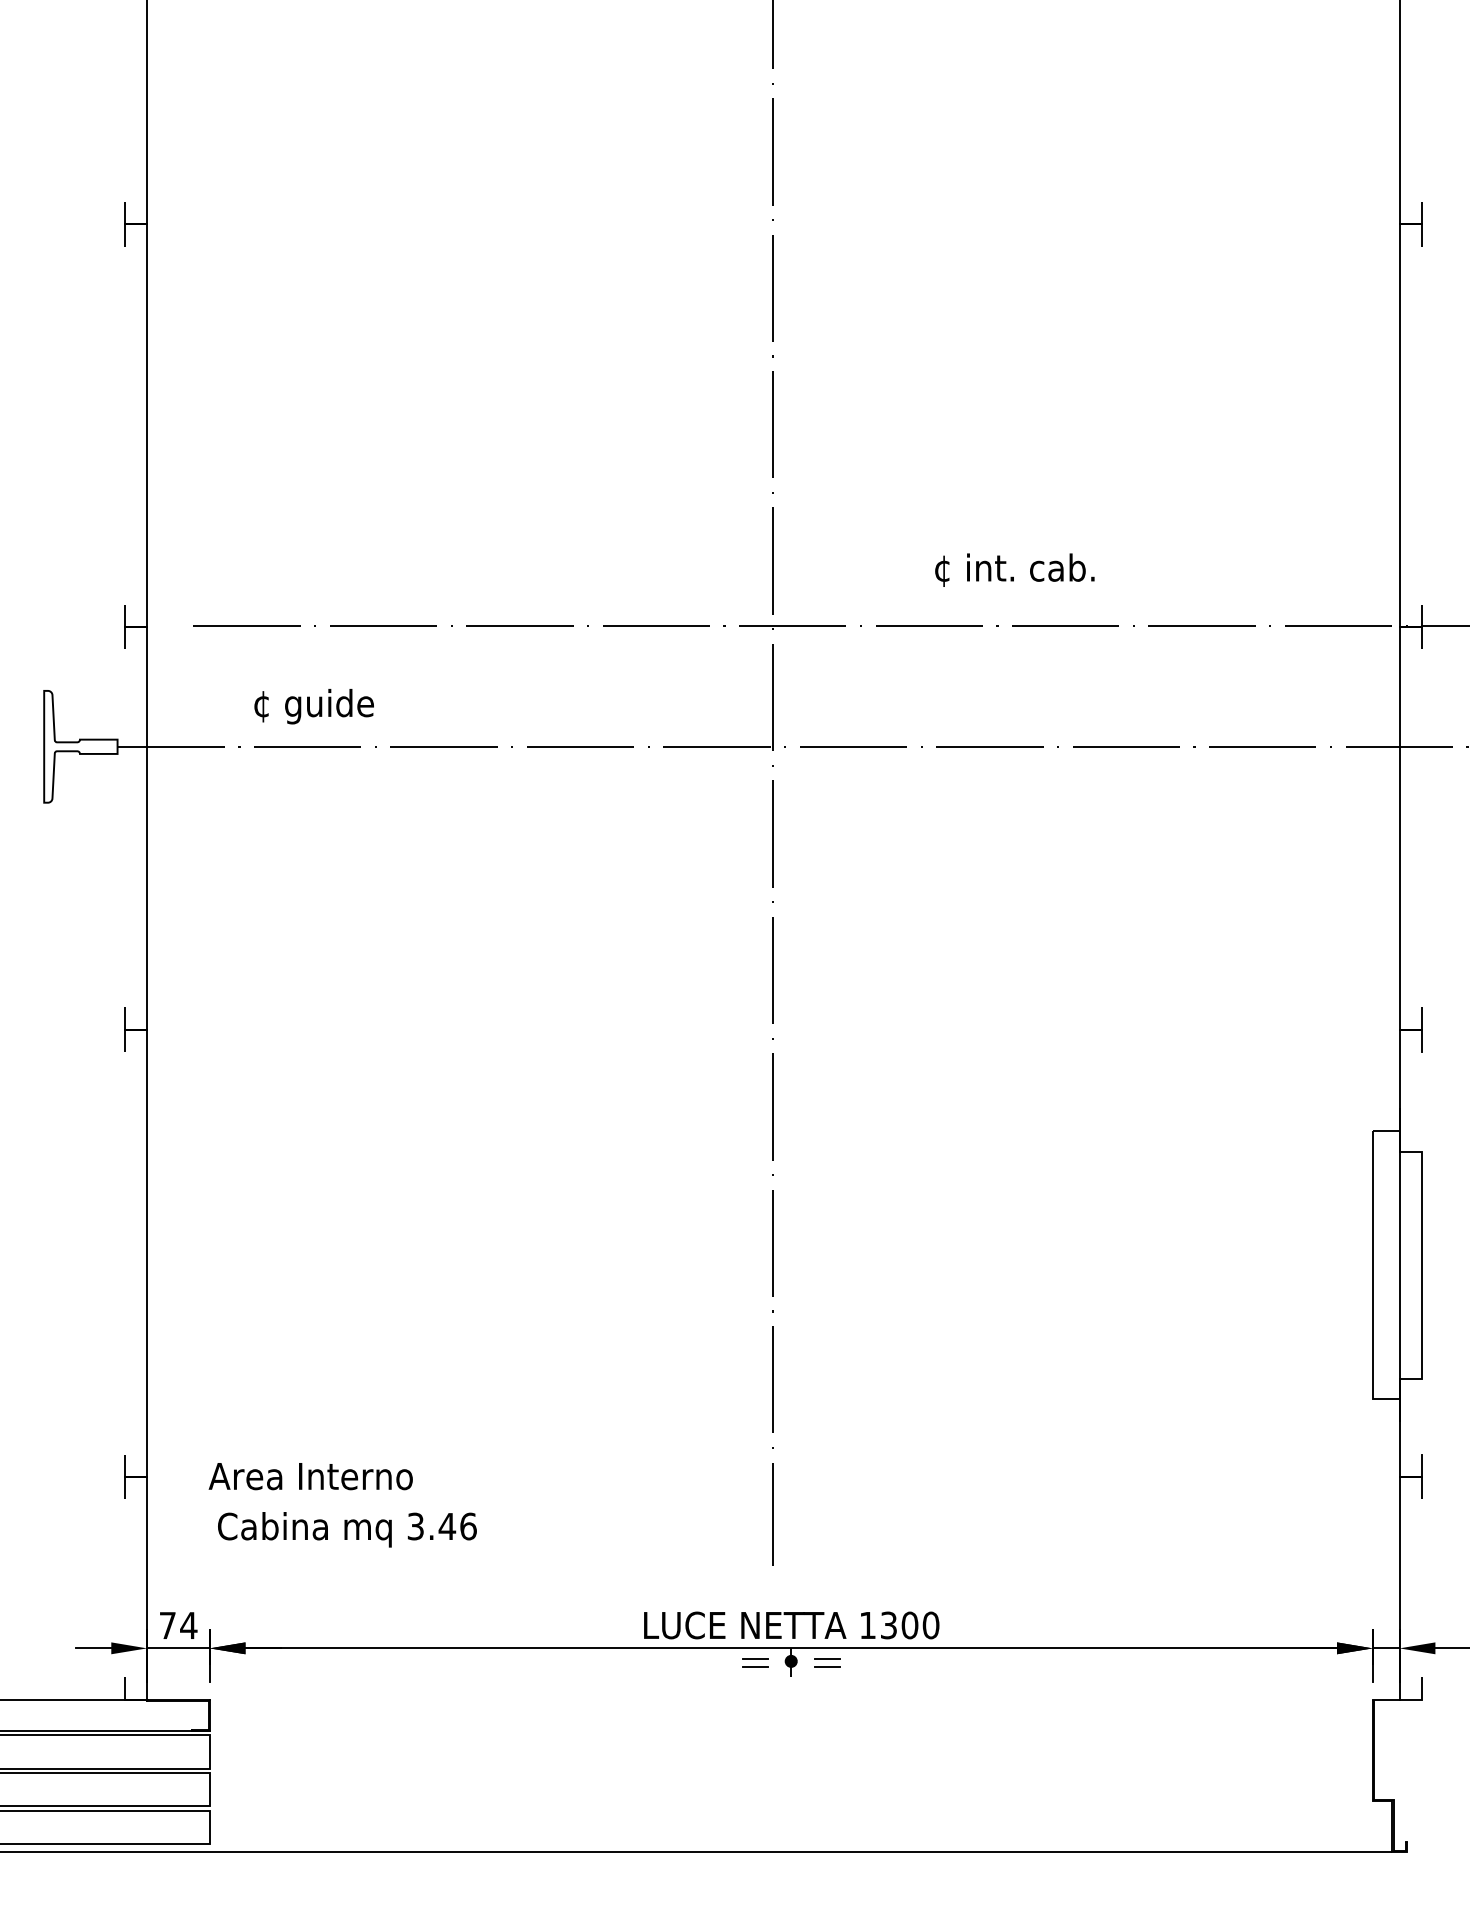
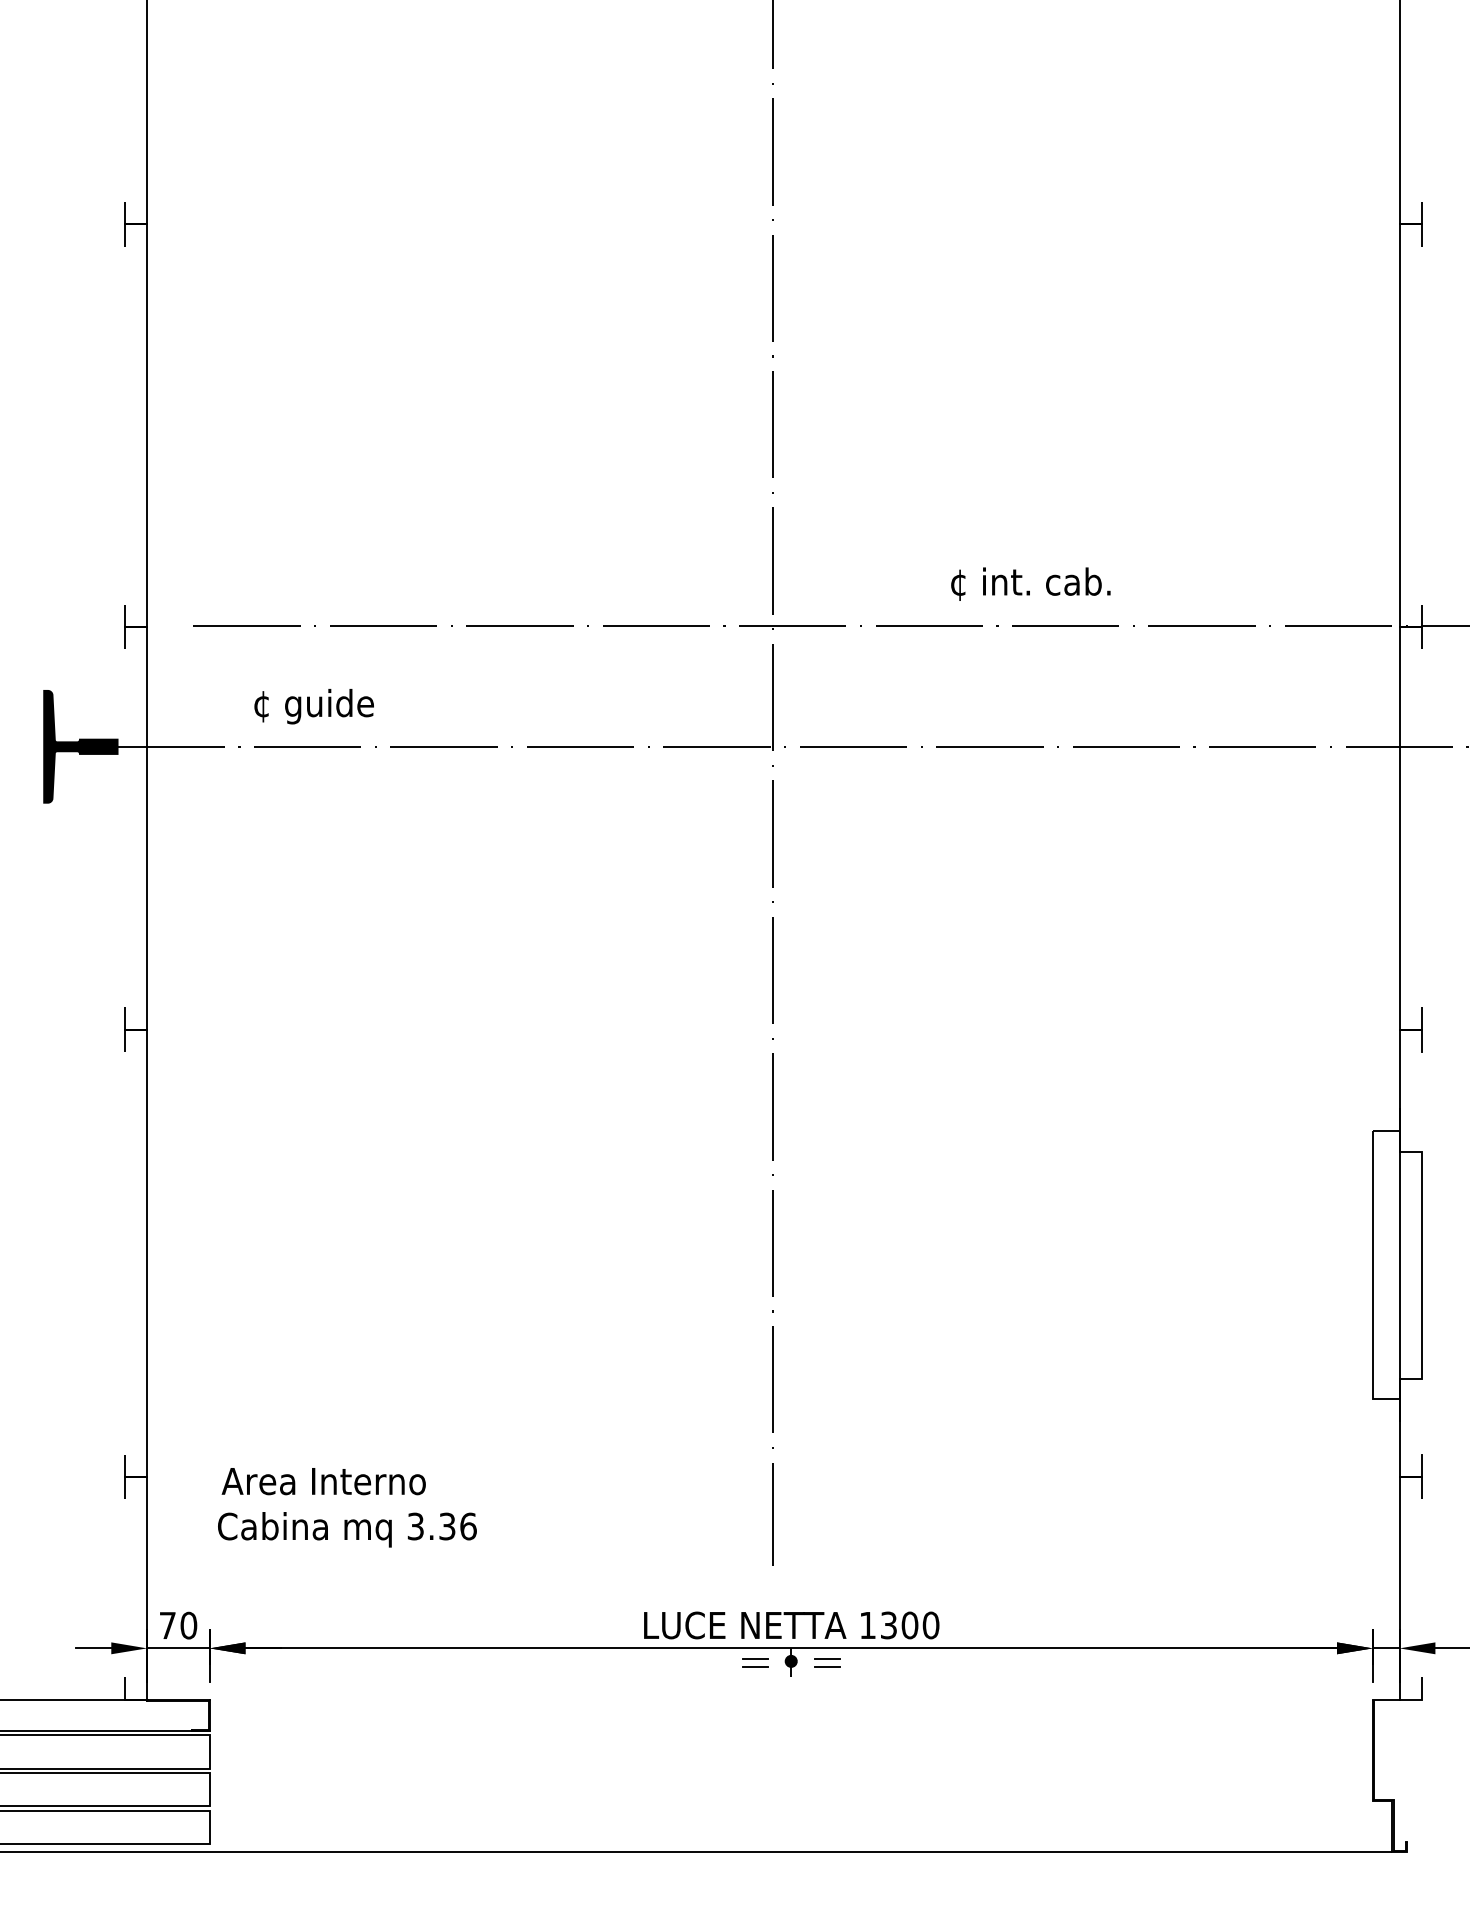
text position: (1014, 569) -> (1030, 583) (1030, 583)
fill: none -> present (80, 746)
text position: (310, 1476) -> (323, 1481) (323, 1481)
text: 3.46 -> 3.36 (447, 1526)
text: 74 -> 70 (188, 1625)
